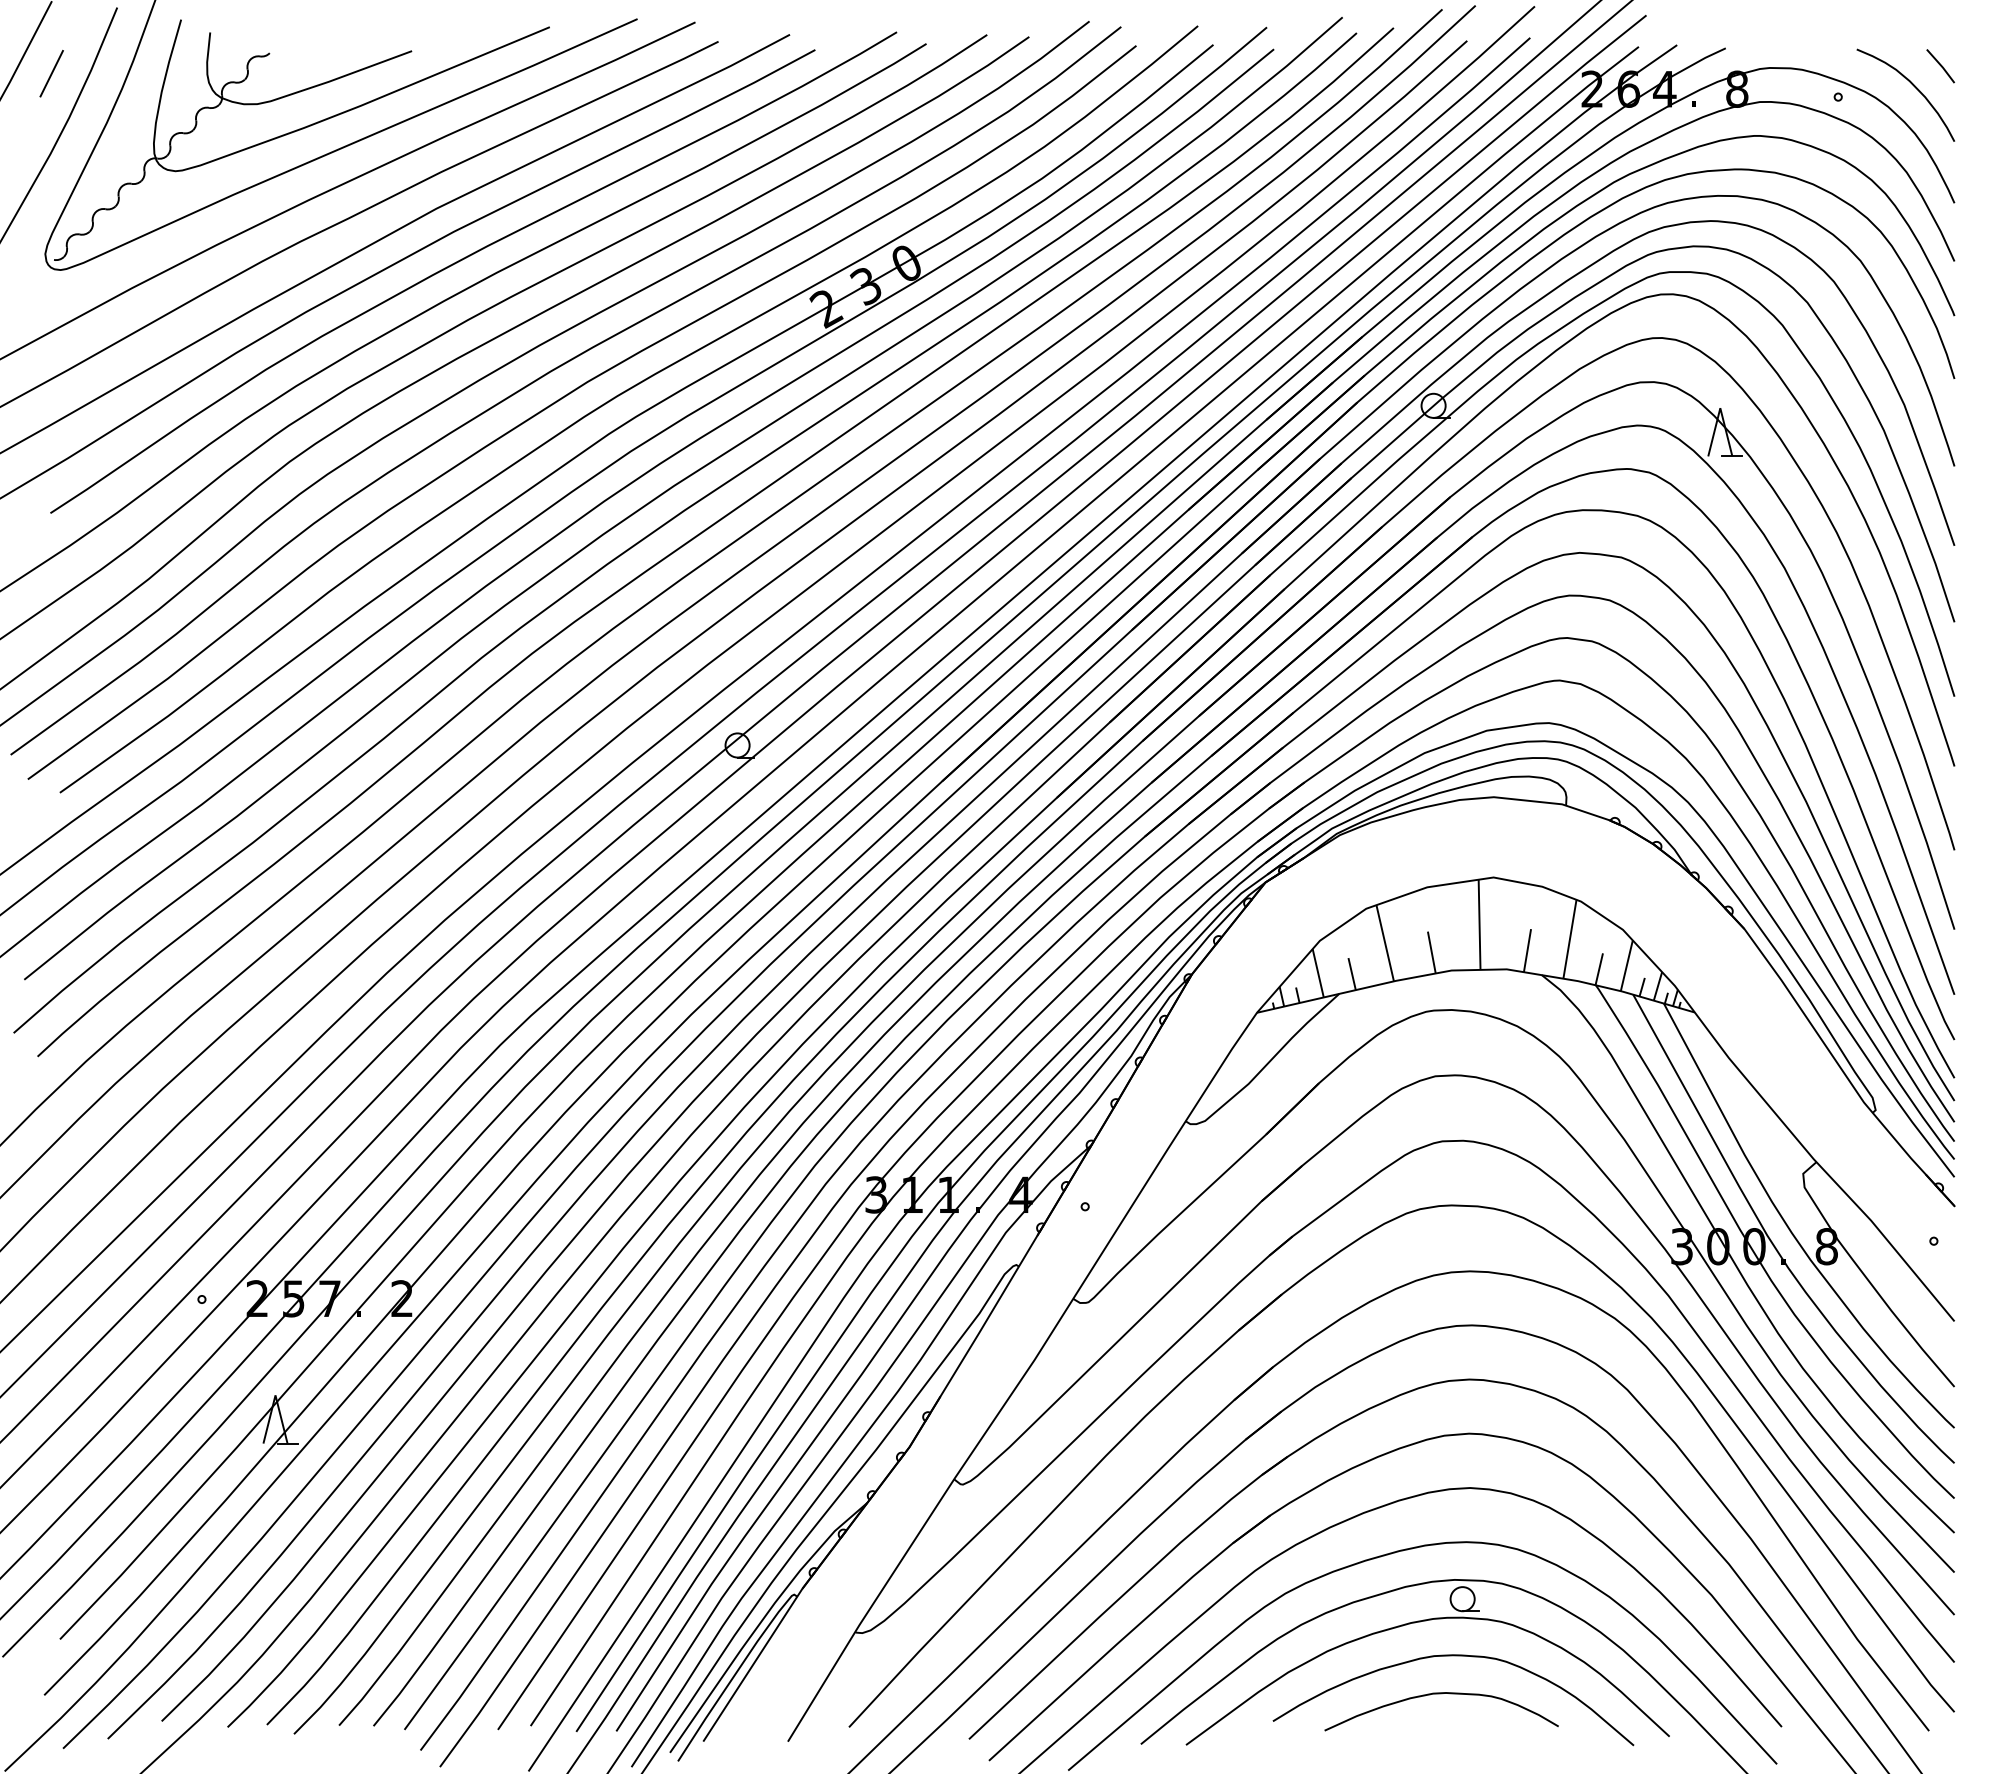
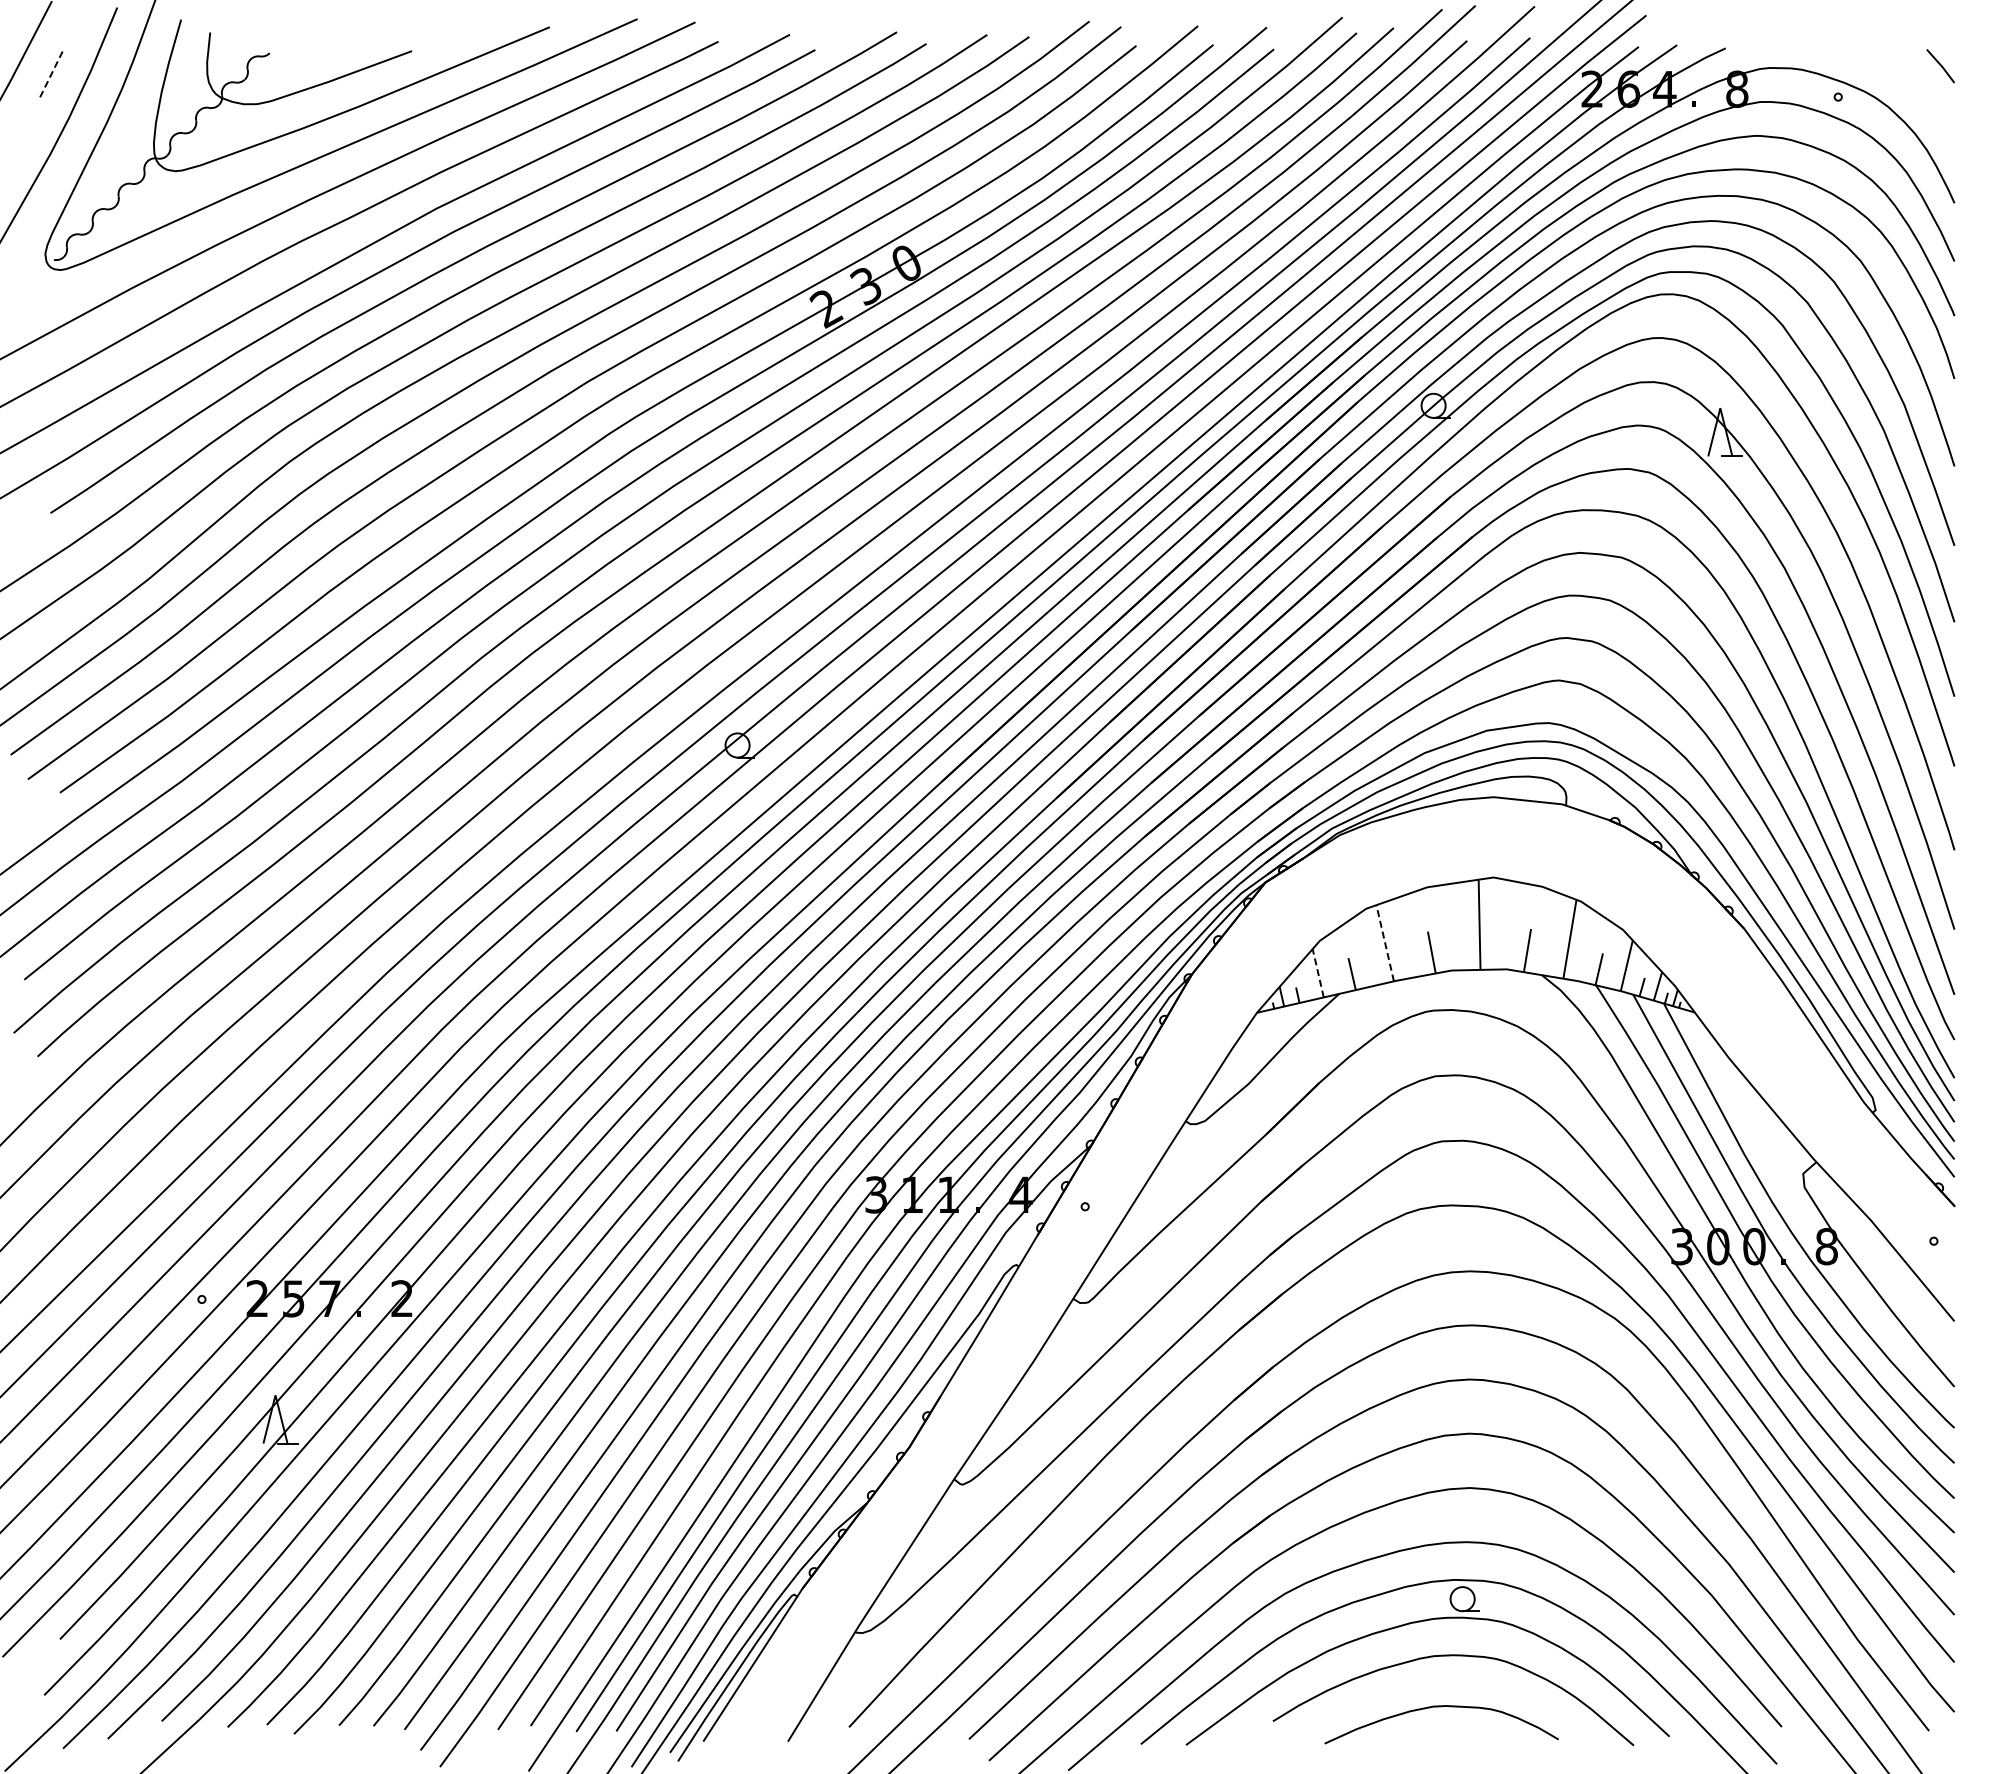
line: solid -> dashed (51, 73)
curve: present -> none (1913, 86)
line: solid -> dashed (1385, 942)
line: solid -> dashed (1318, 973)
curve position: (1441, 1694) -> (1441, 1707) (1441, 1707)
